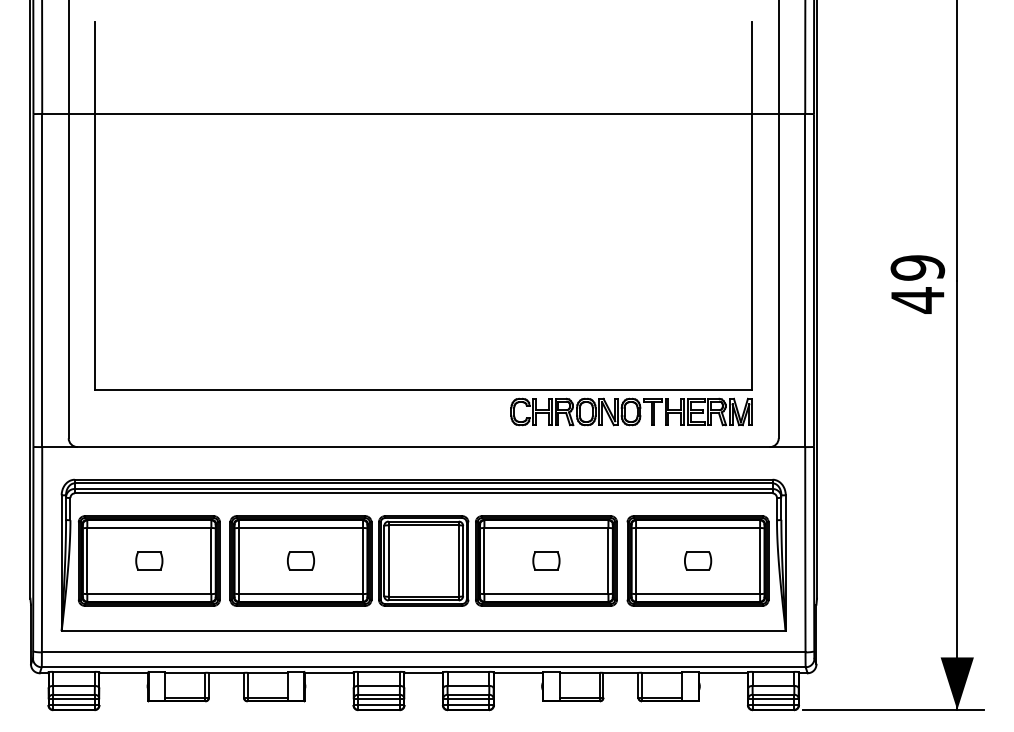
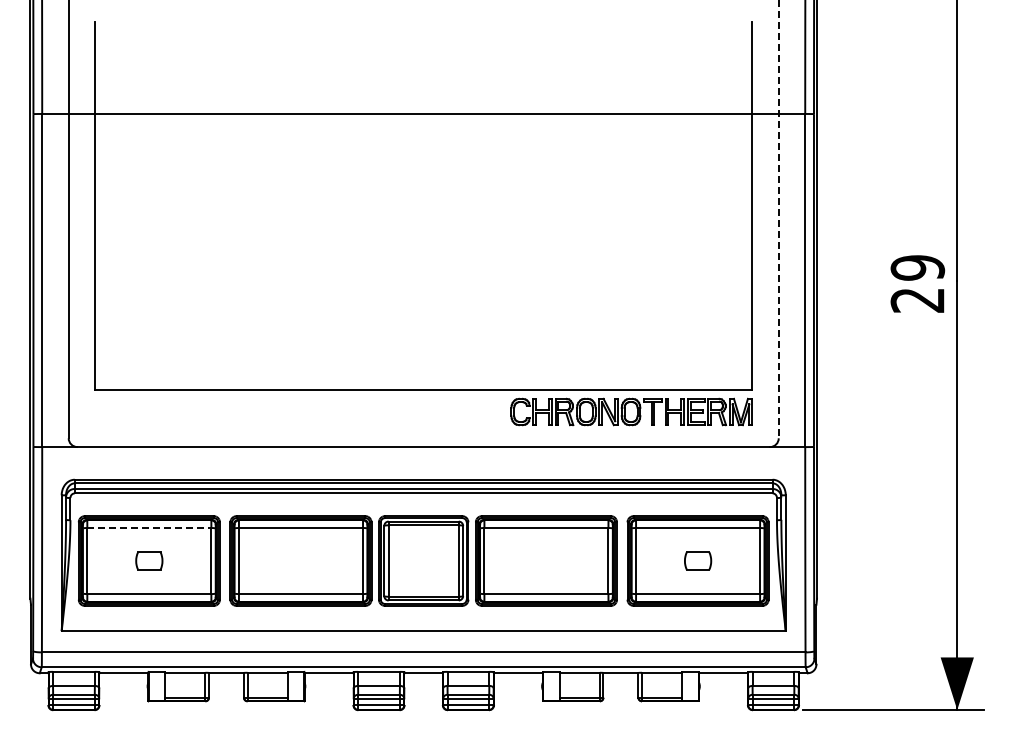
line: solid -> dashed (778, 219)
text: 49 -> 29 (917, 300)
line: solid -> dashed (149, 528)
part: present -> none (300, 560)
part: present -> none (546, 560)
